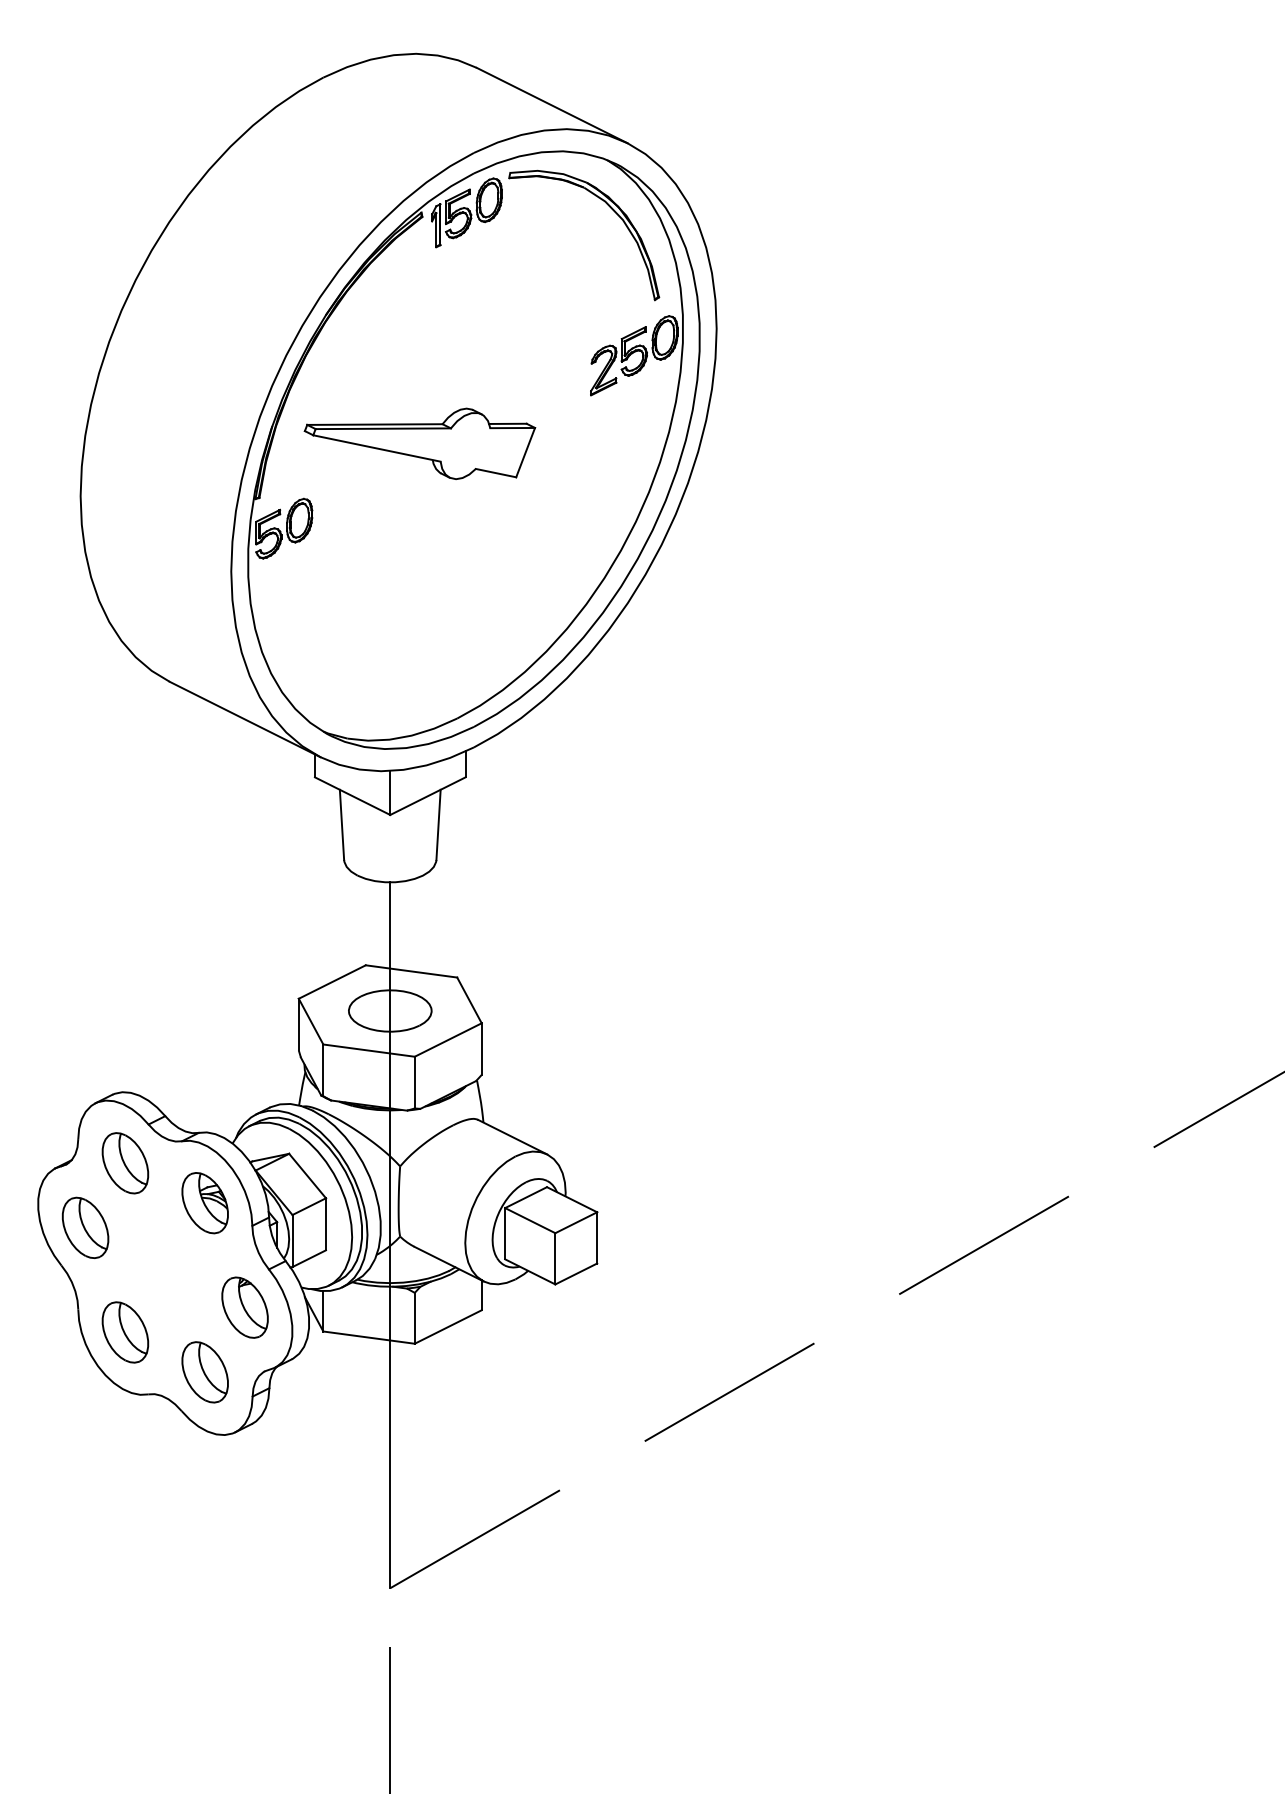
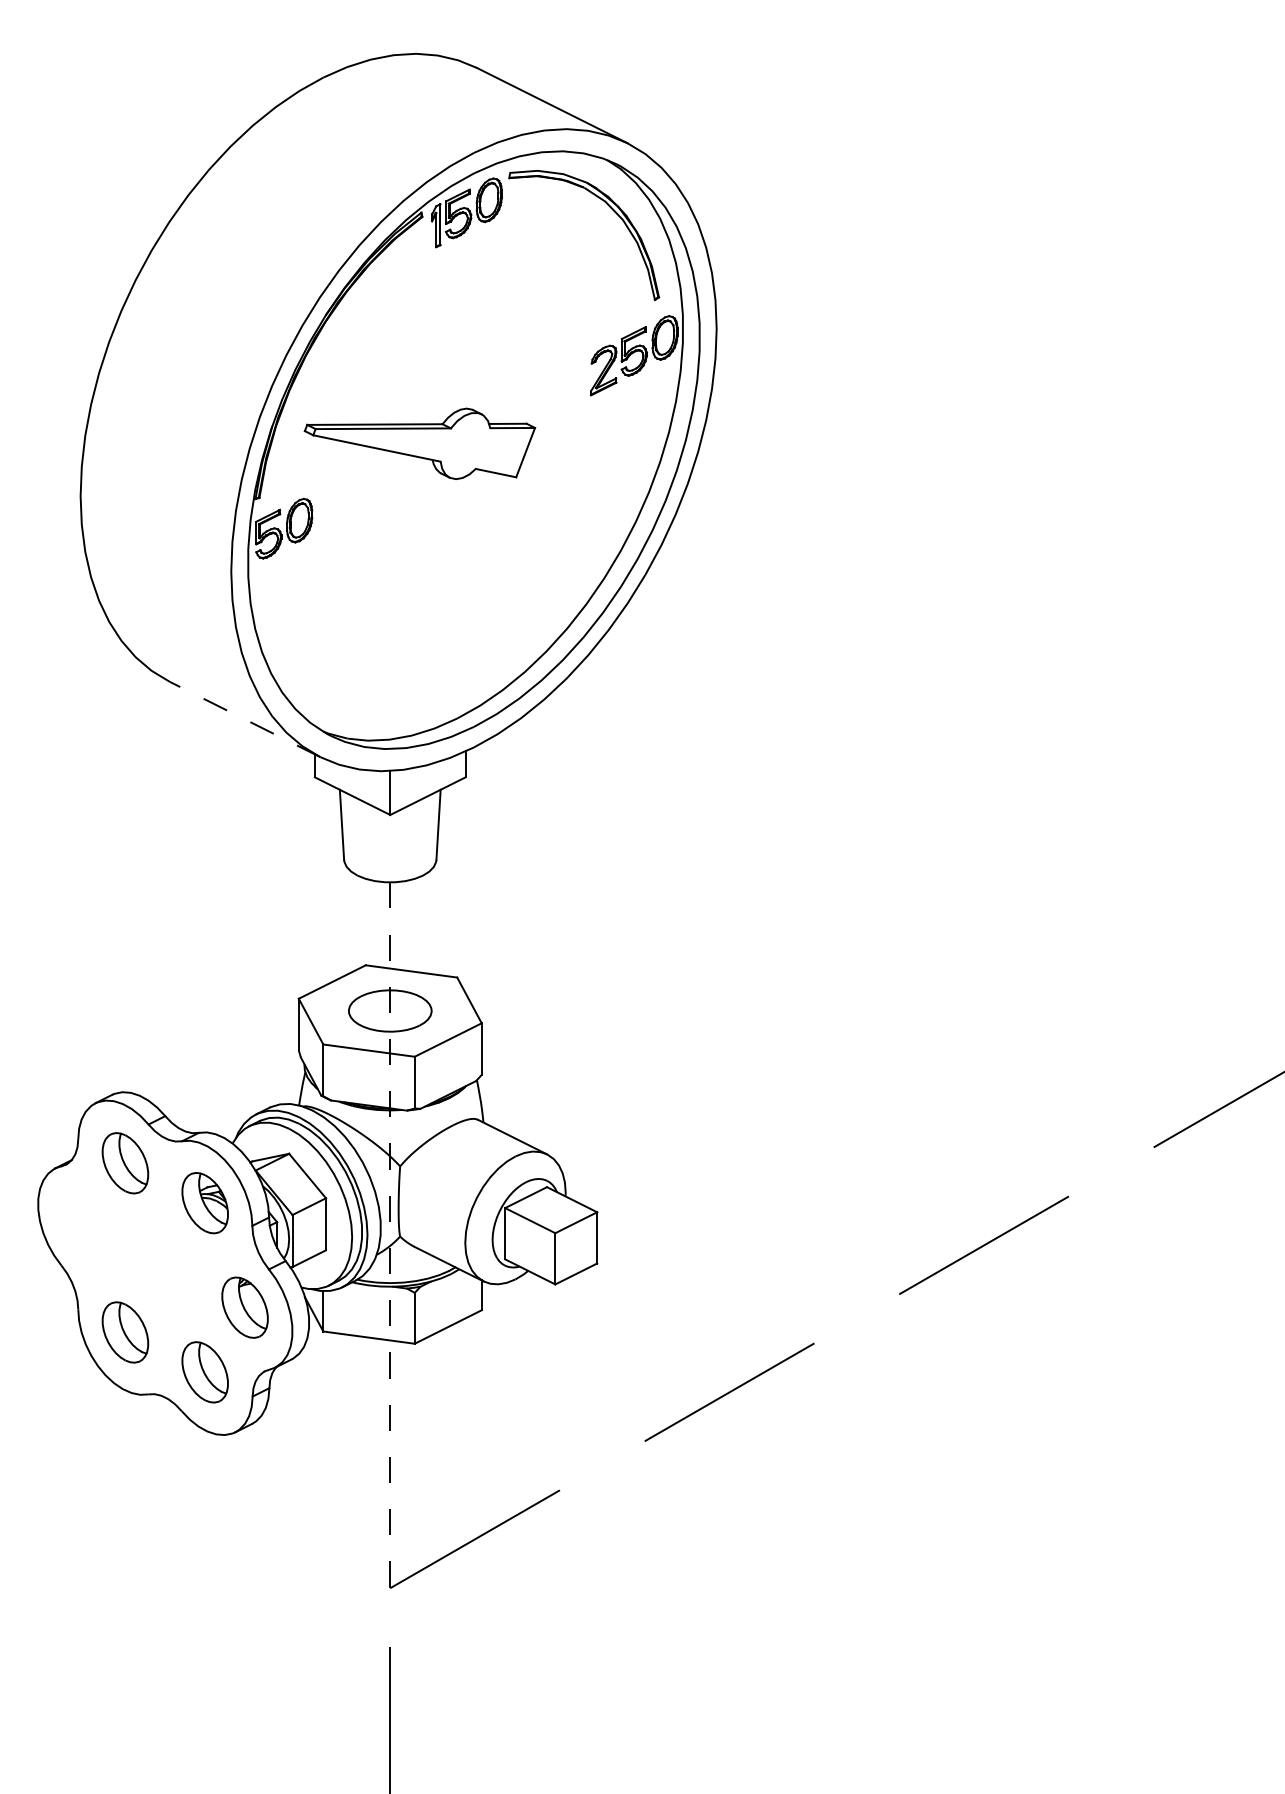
line: solid -> dashed (244, 719)
part: present -> none (85, 1227)
line: solid -> dashed (390, 1235)
